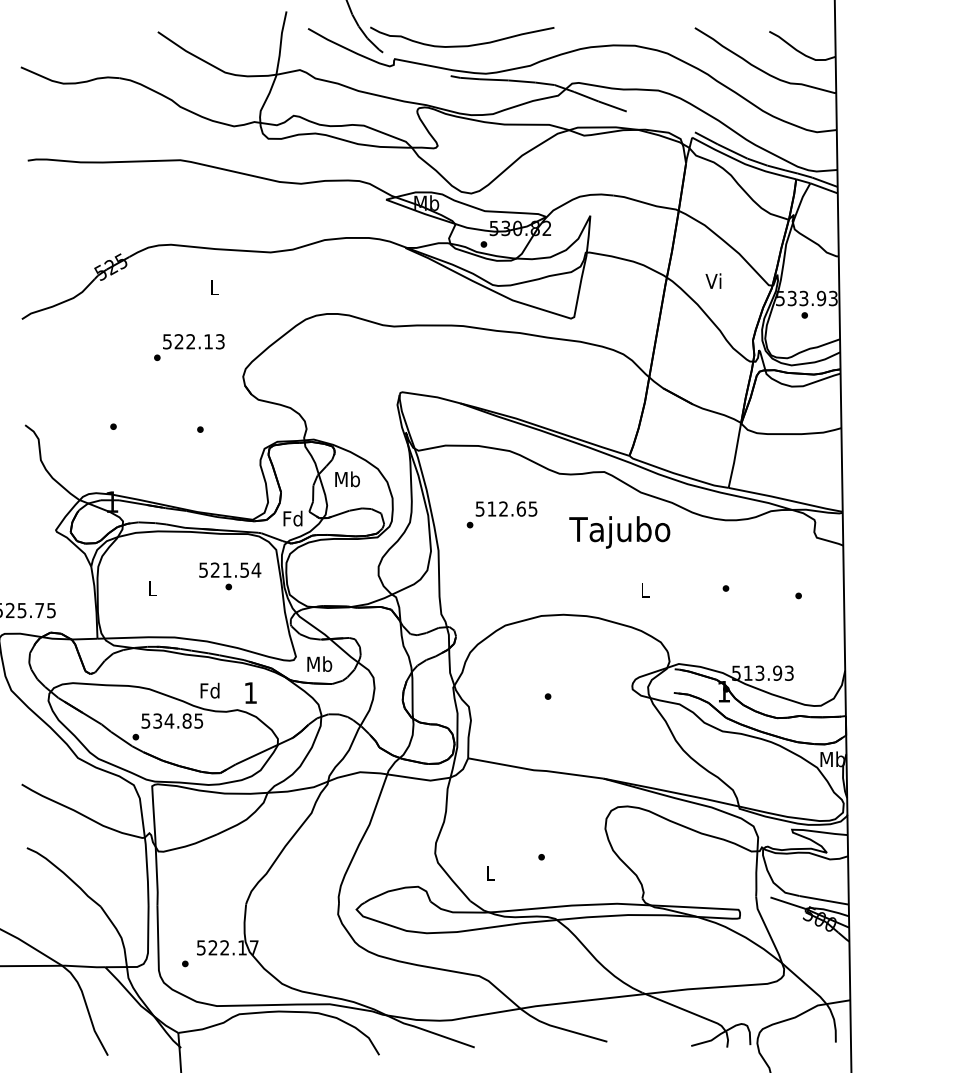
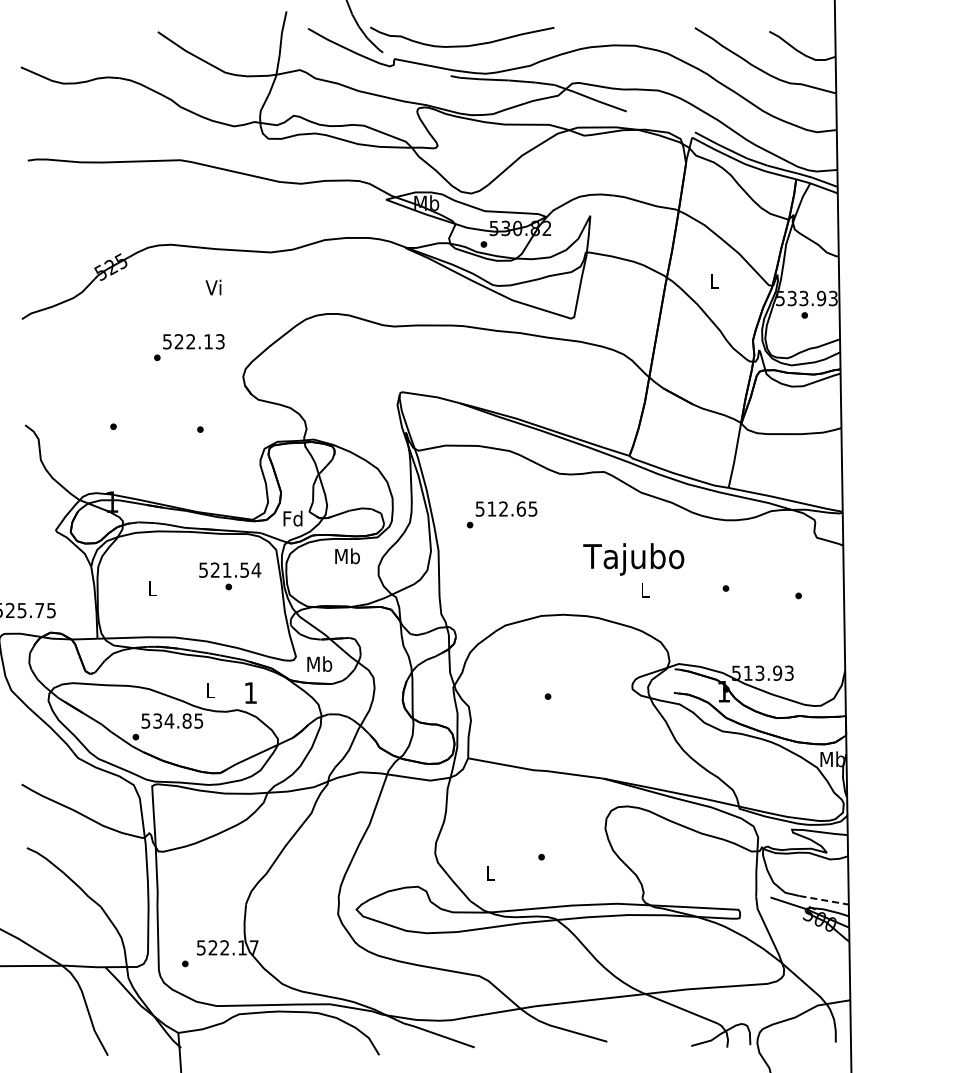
text: Vi -> L (713, 280)
text: L -> Vi (213, 287)
text position: (347, 479) -> (347, 556) (347, 556)
text position: (619, 532) -> (633, 559) (633, 559)
text: Fd -> L (209, 690)
line: solid -> dashed (824, 900)
